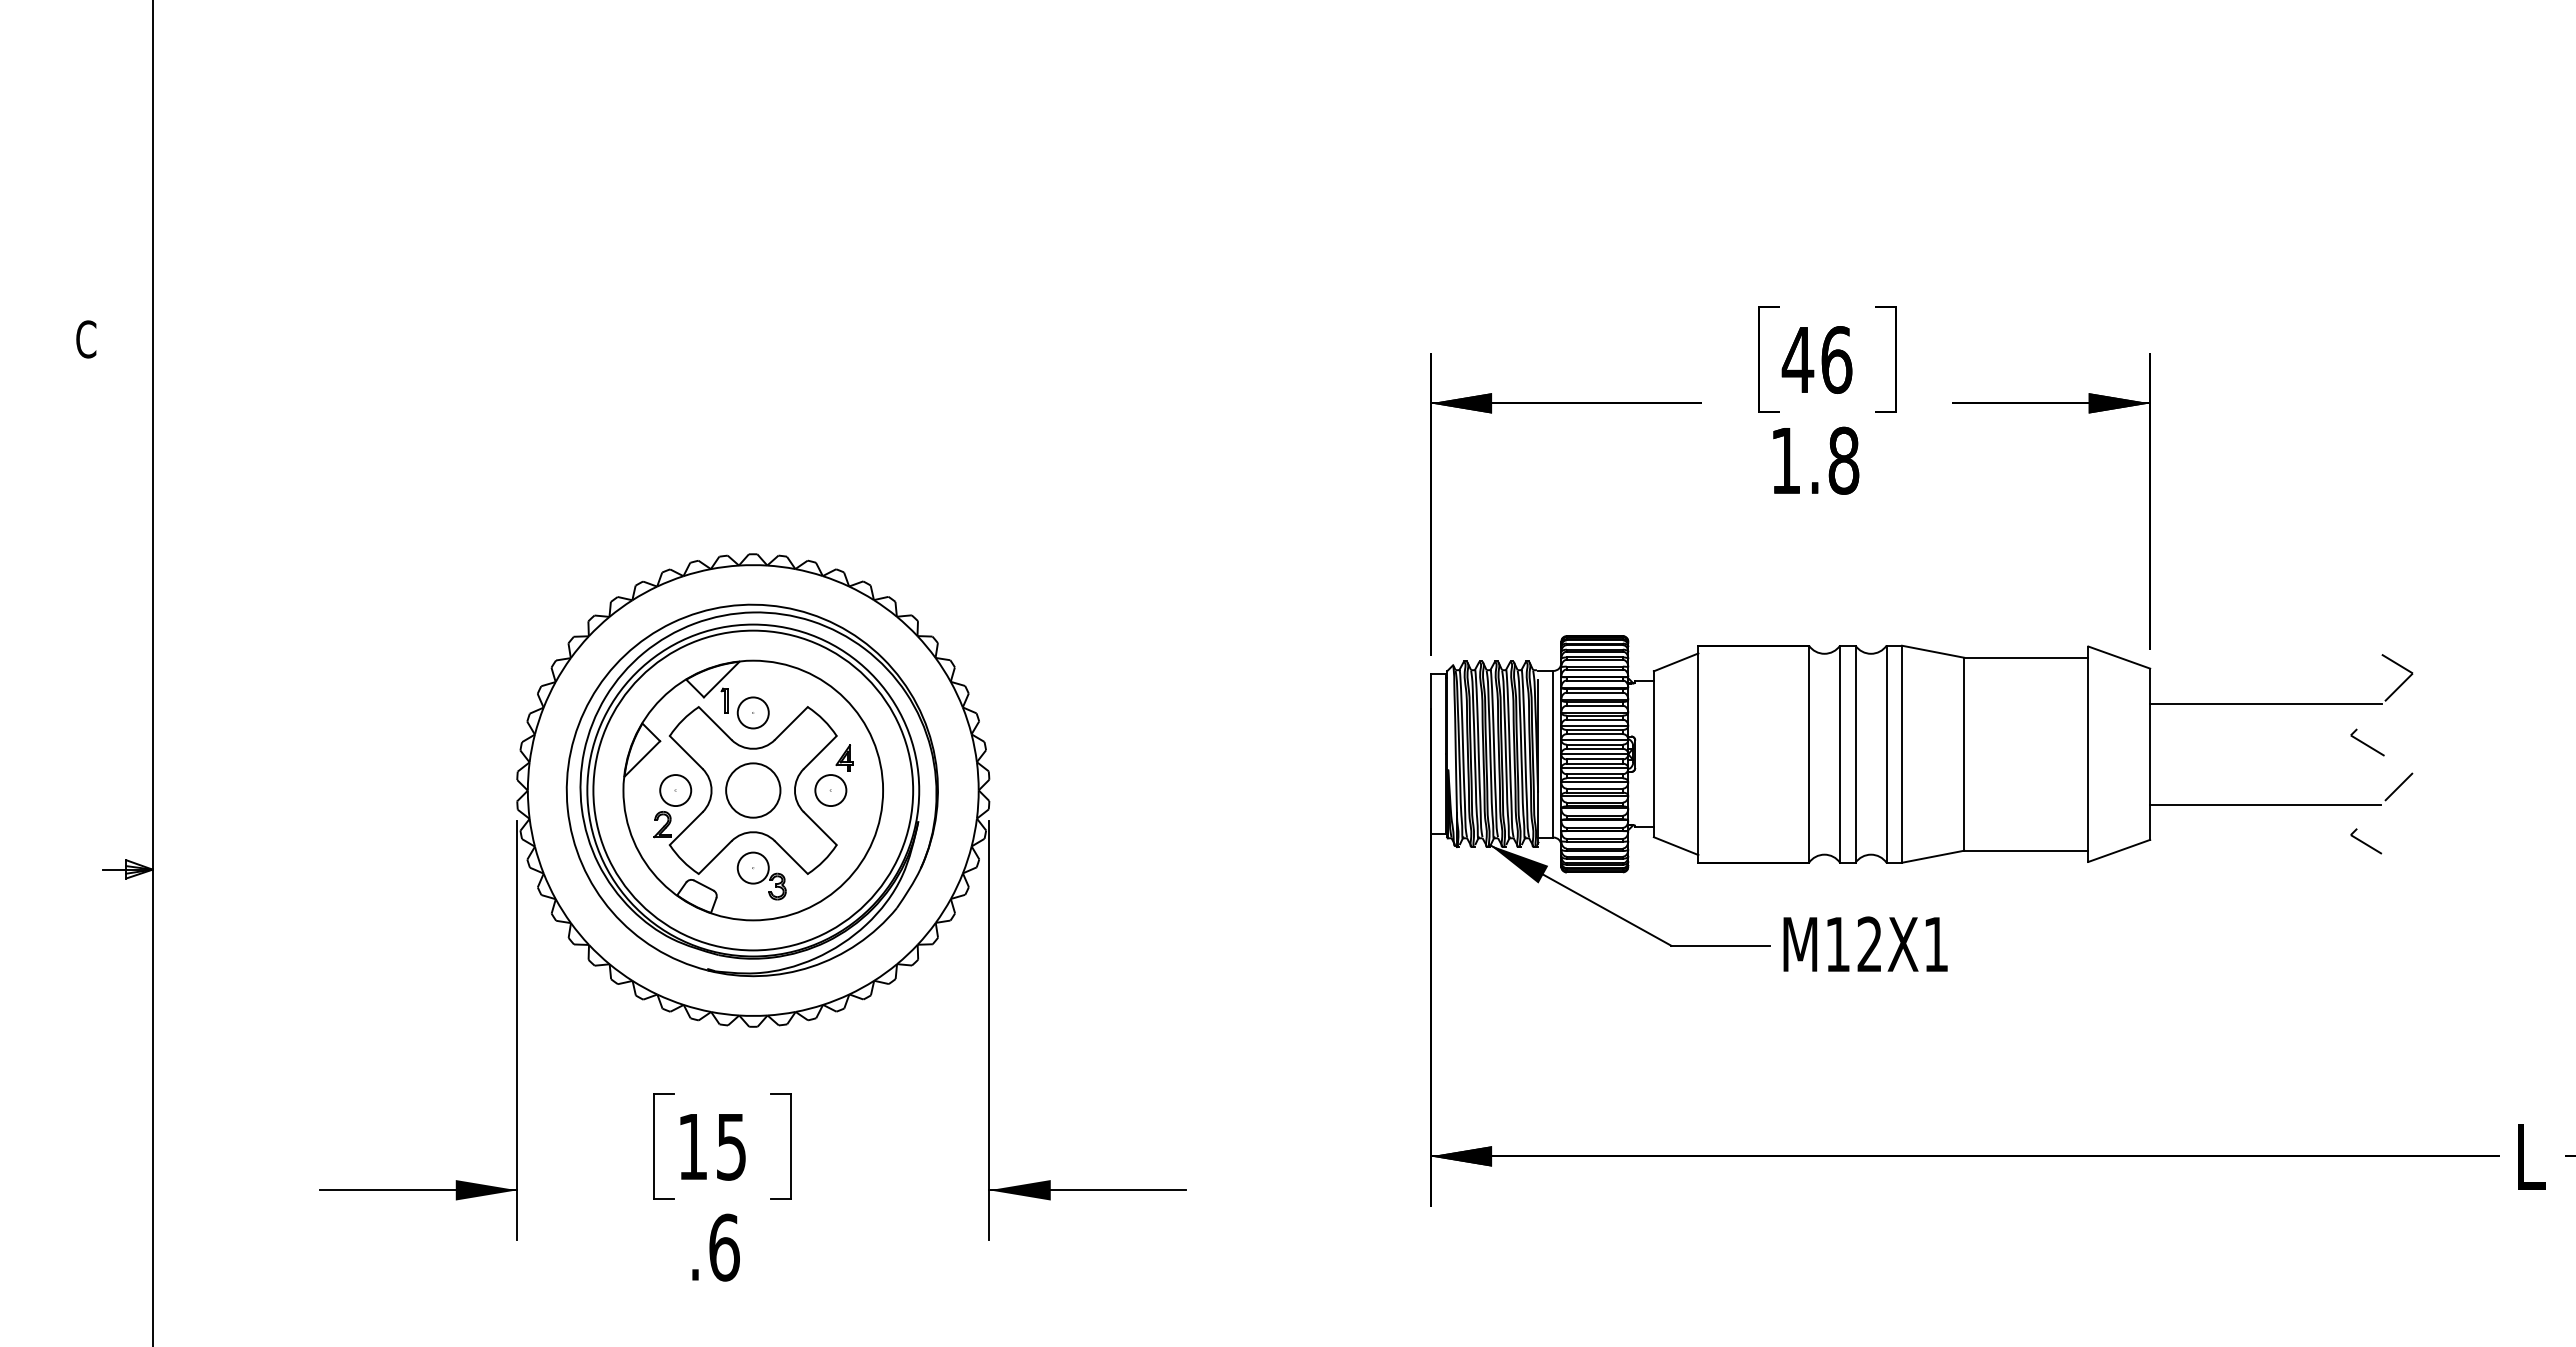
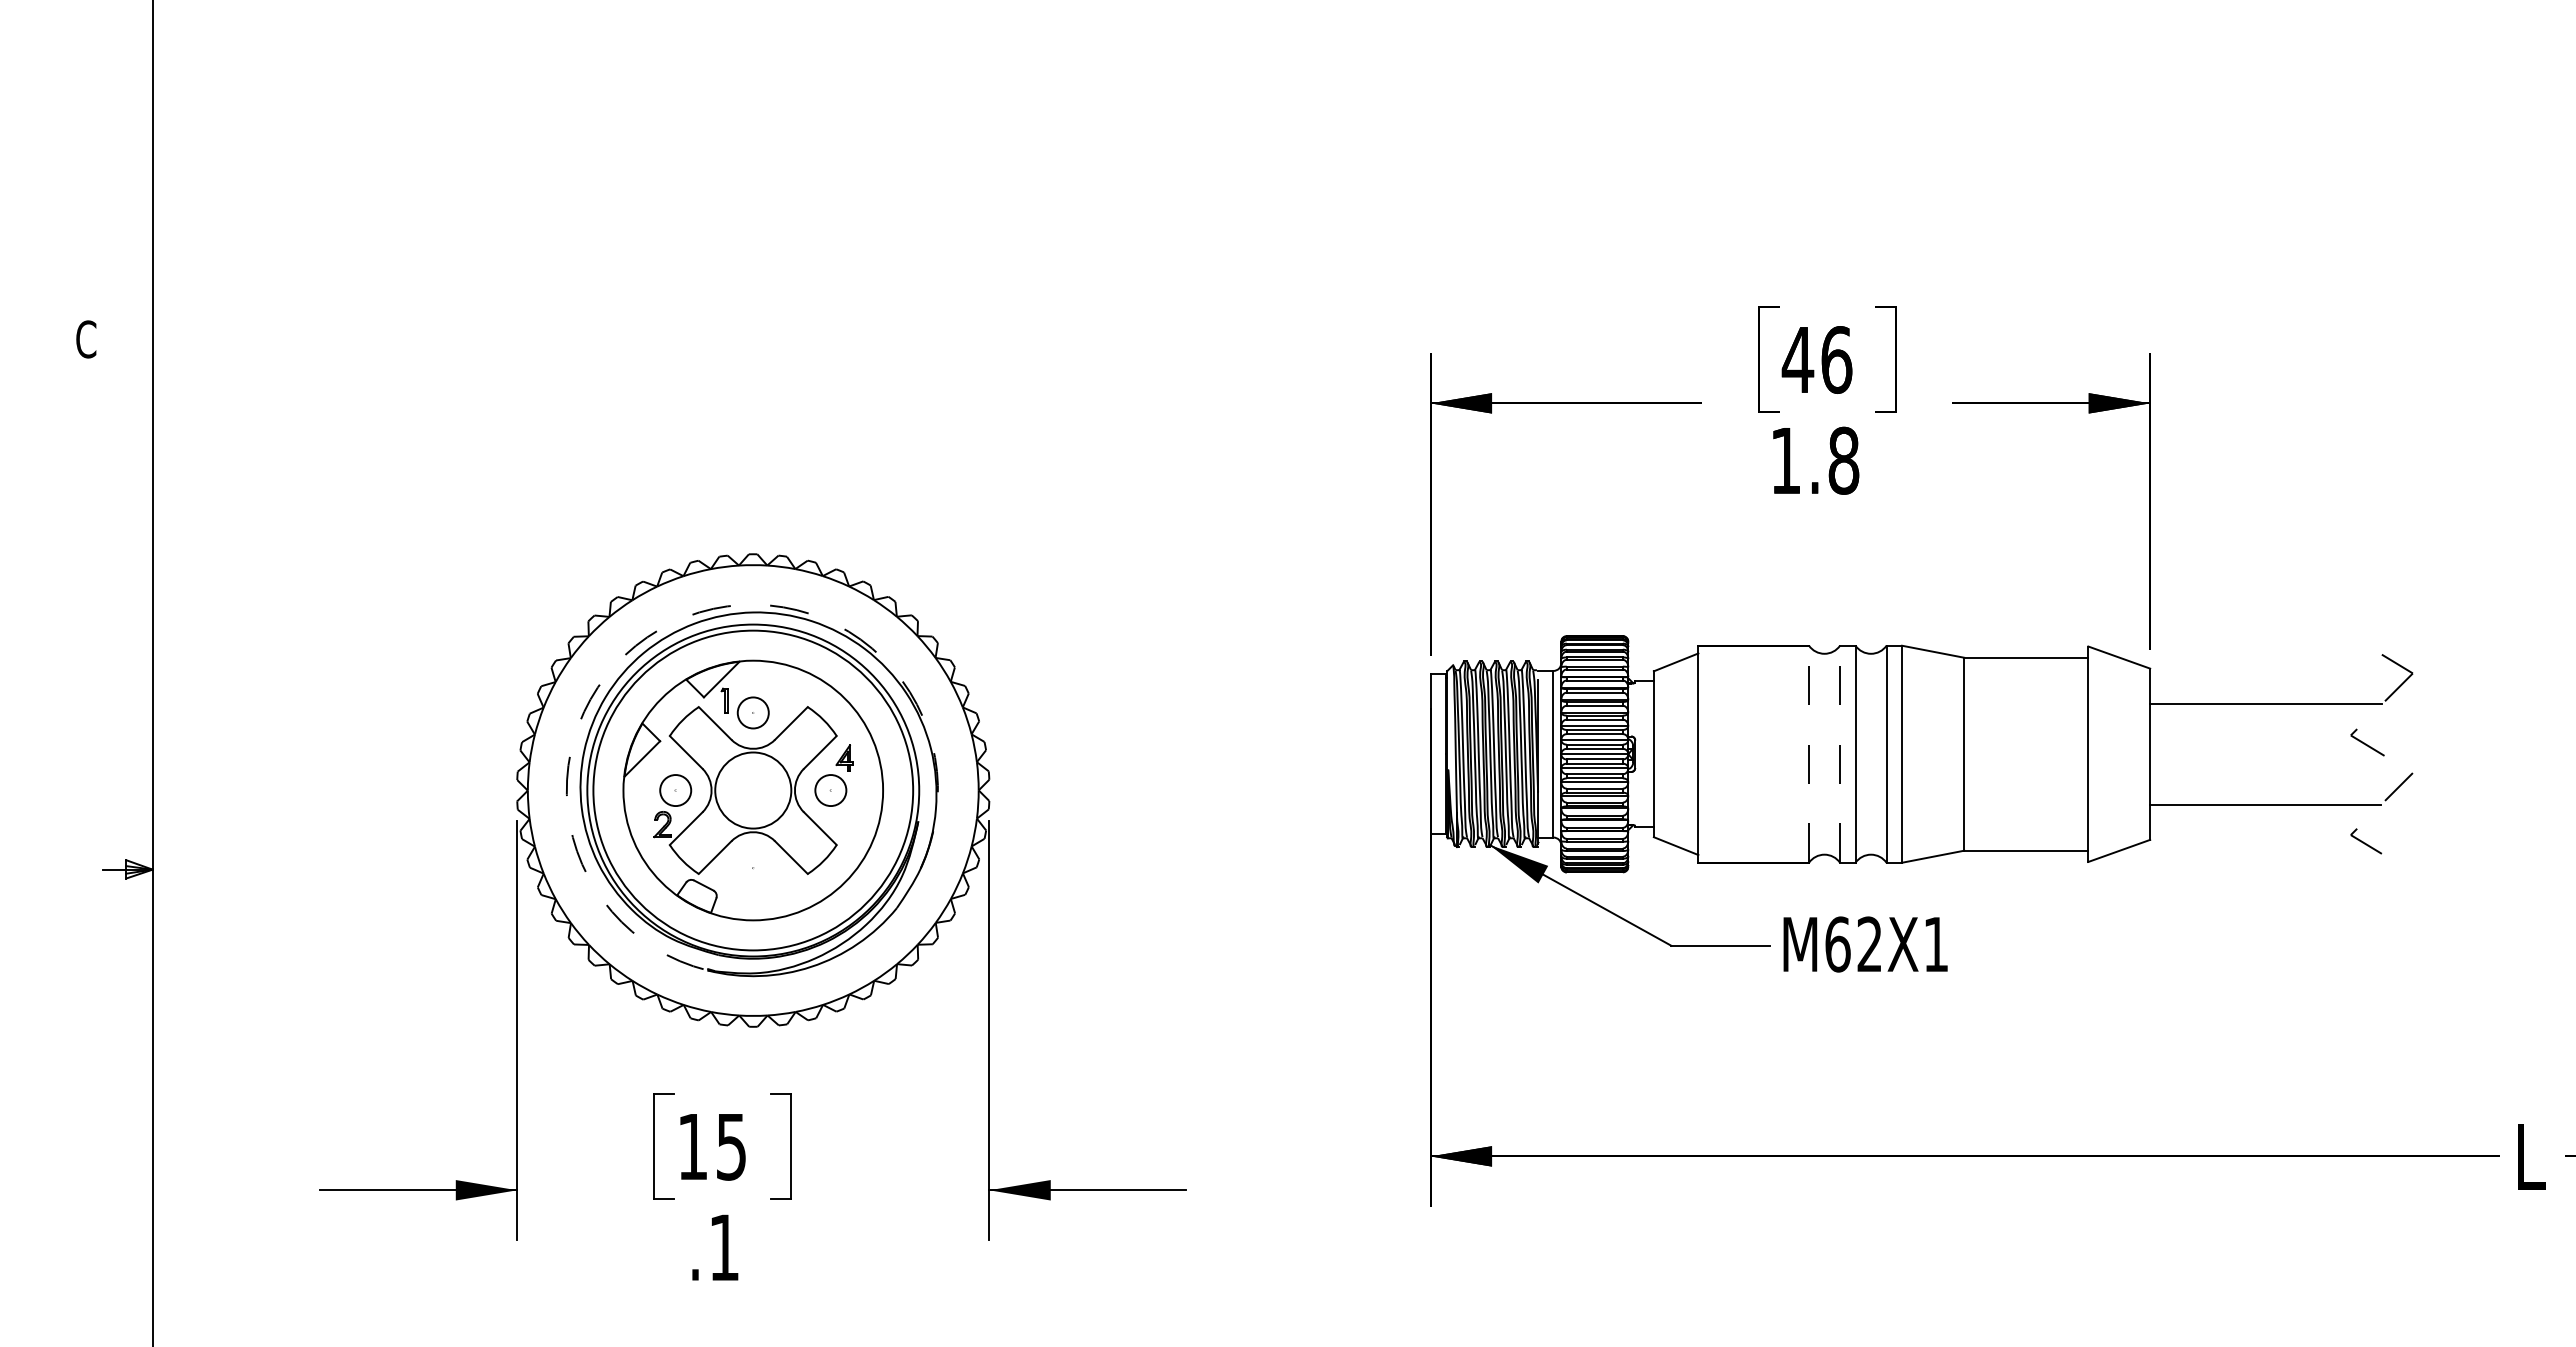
arc: solid -> dashed (672, 622)
line: solid -> dashed (1809, 754)
line: solid -> dashed (1840, 754)
circle diameter: 54 px -> 76 px (753, 790)
part: present -> none (761, 875)
text: M12X1 -> M62X1 (1837, 944)
text: .6 -> .1 (724, 1247)
